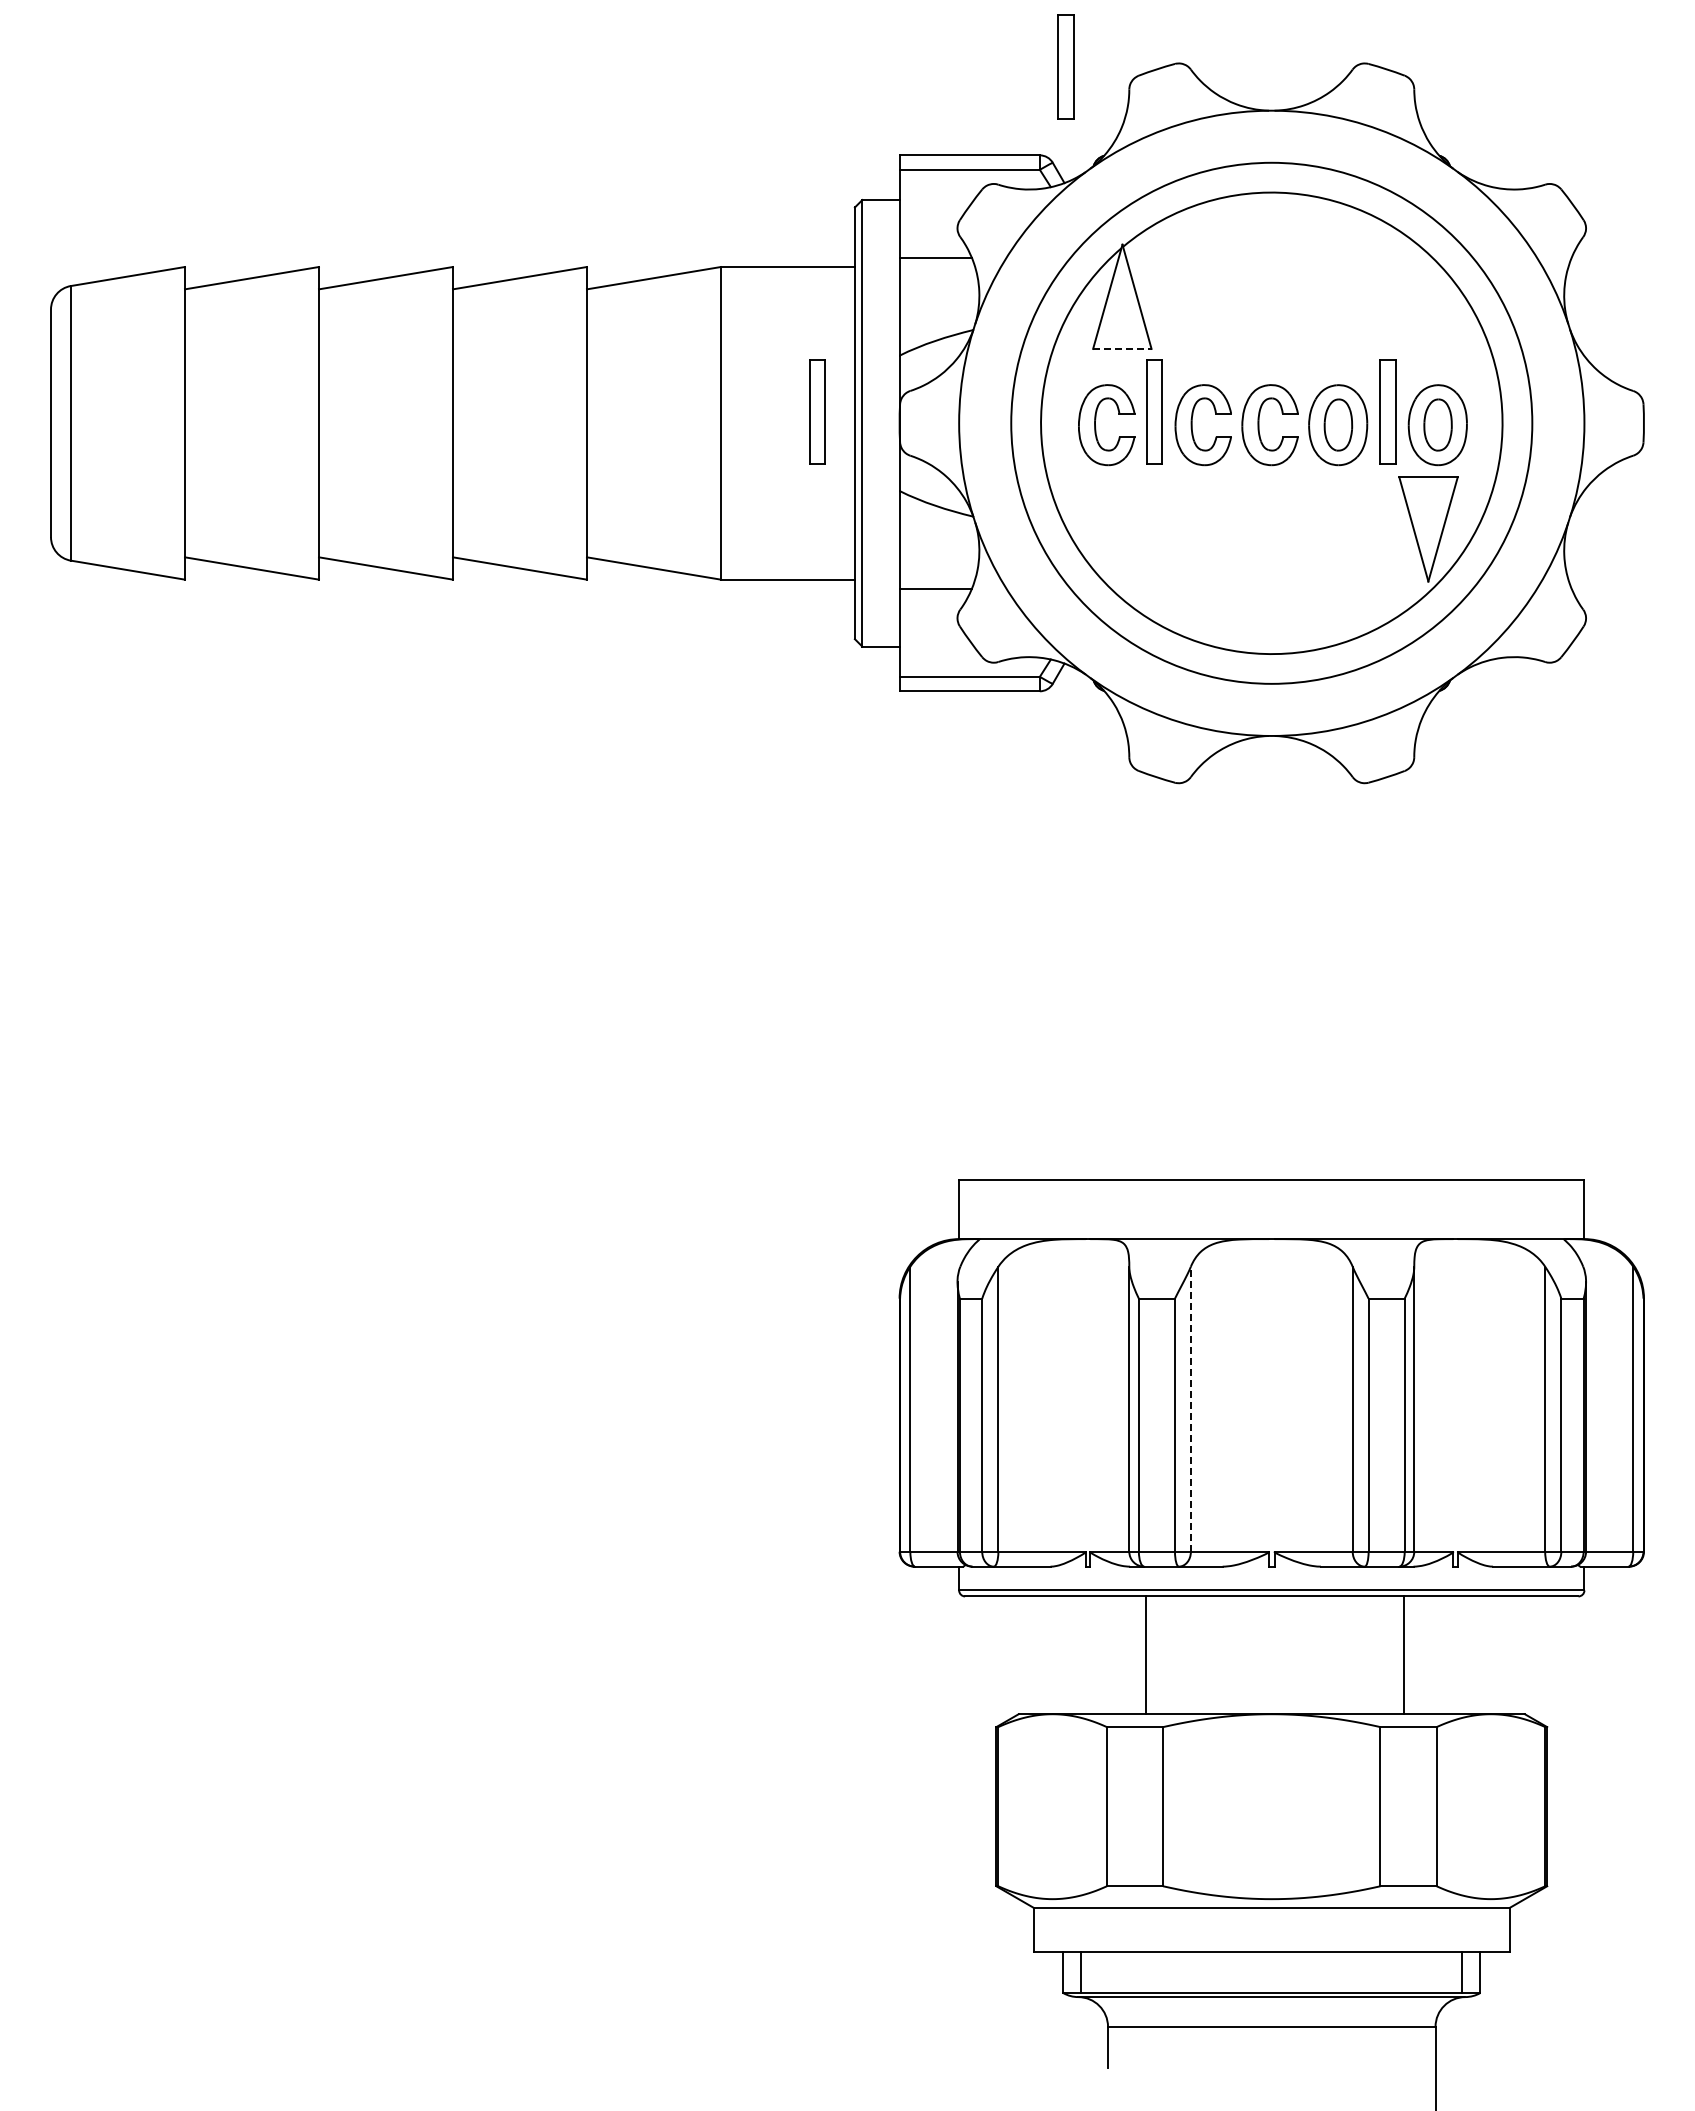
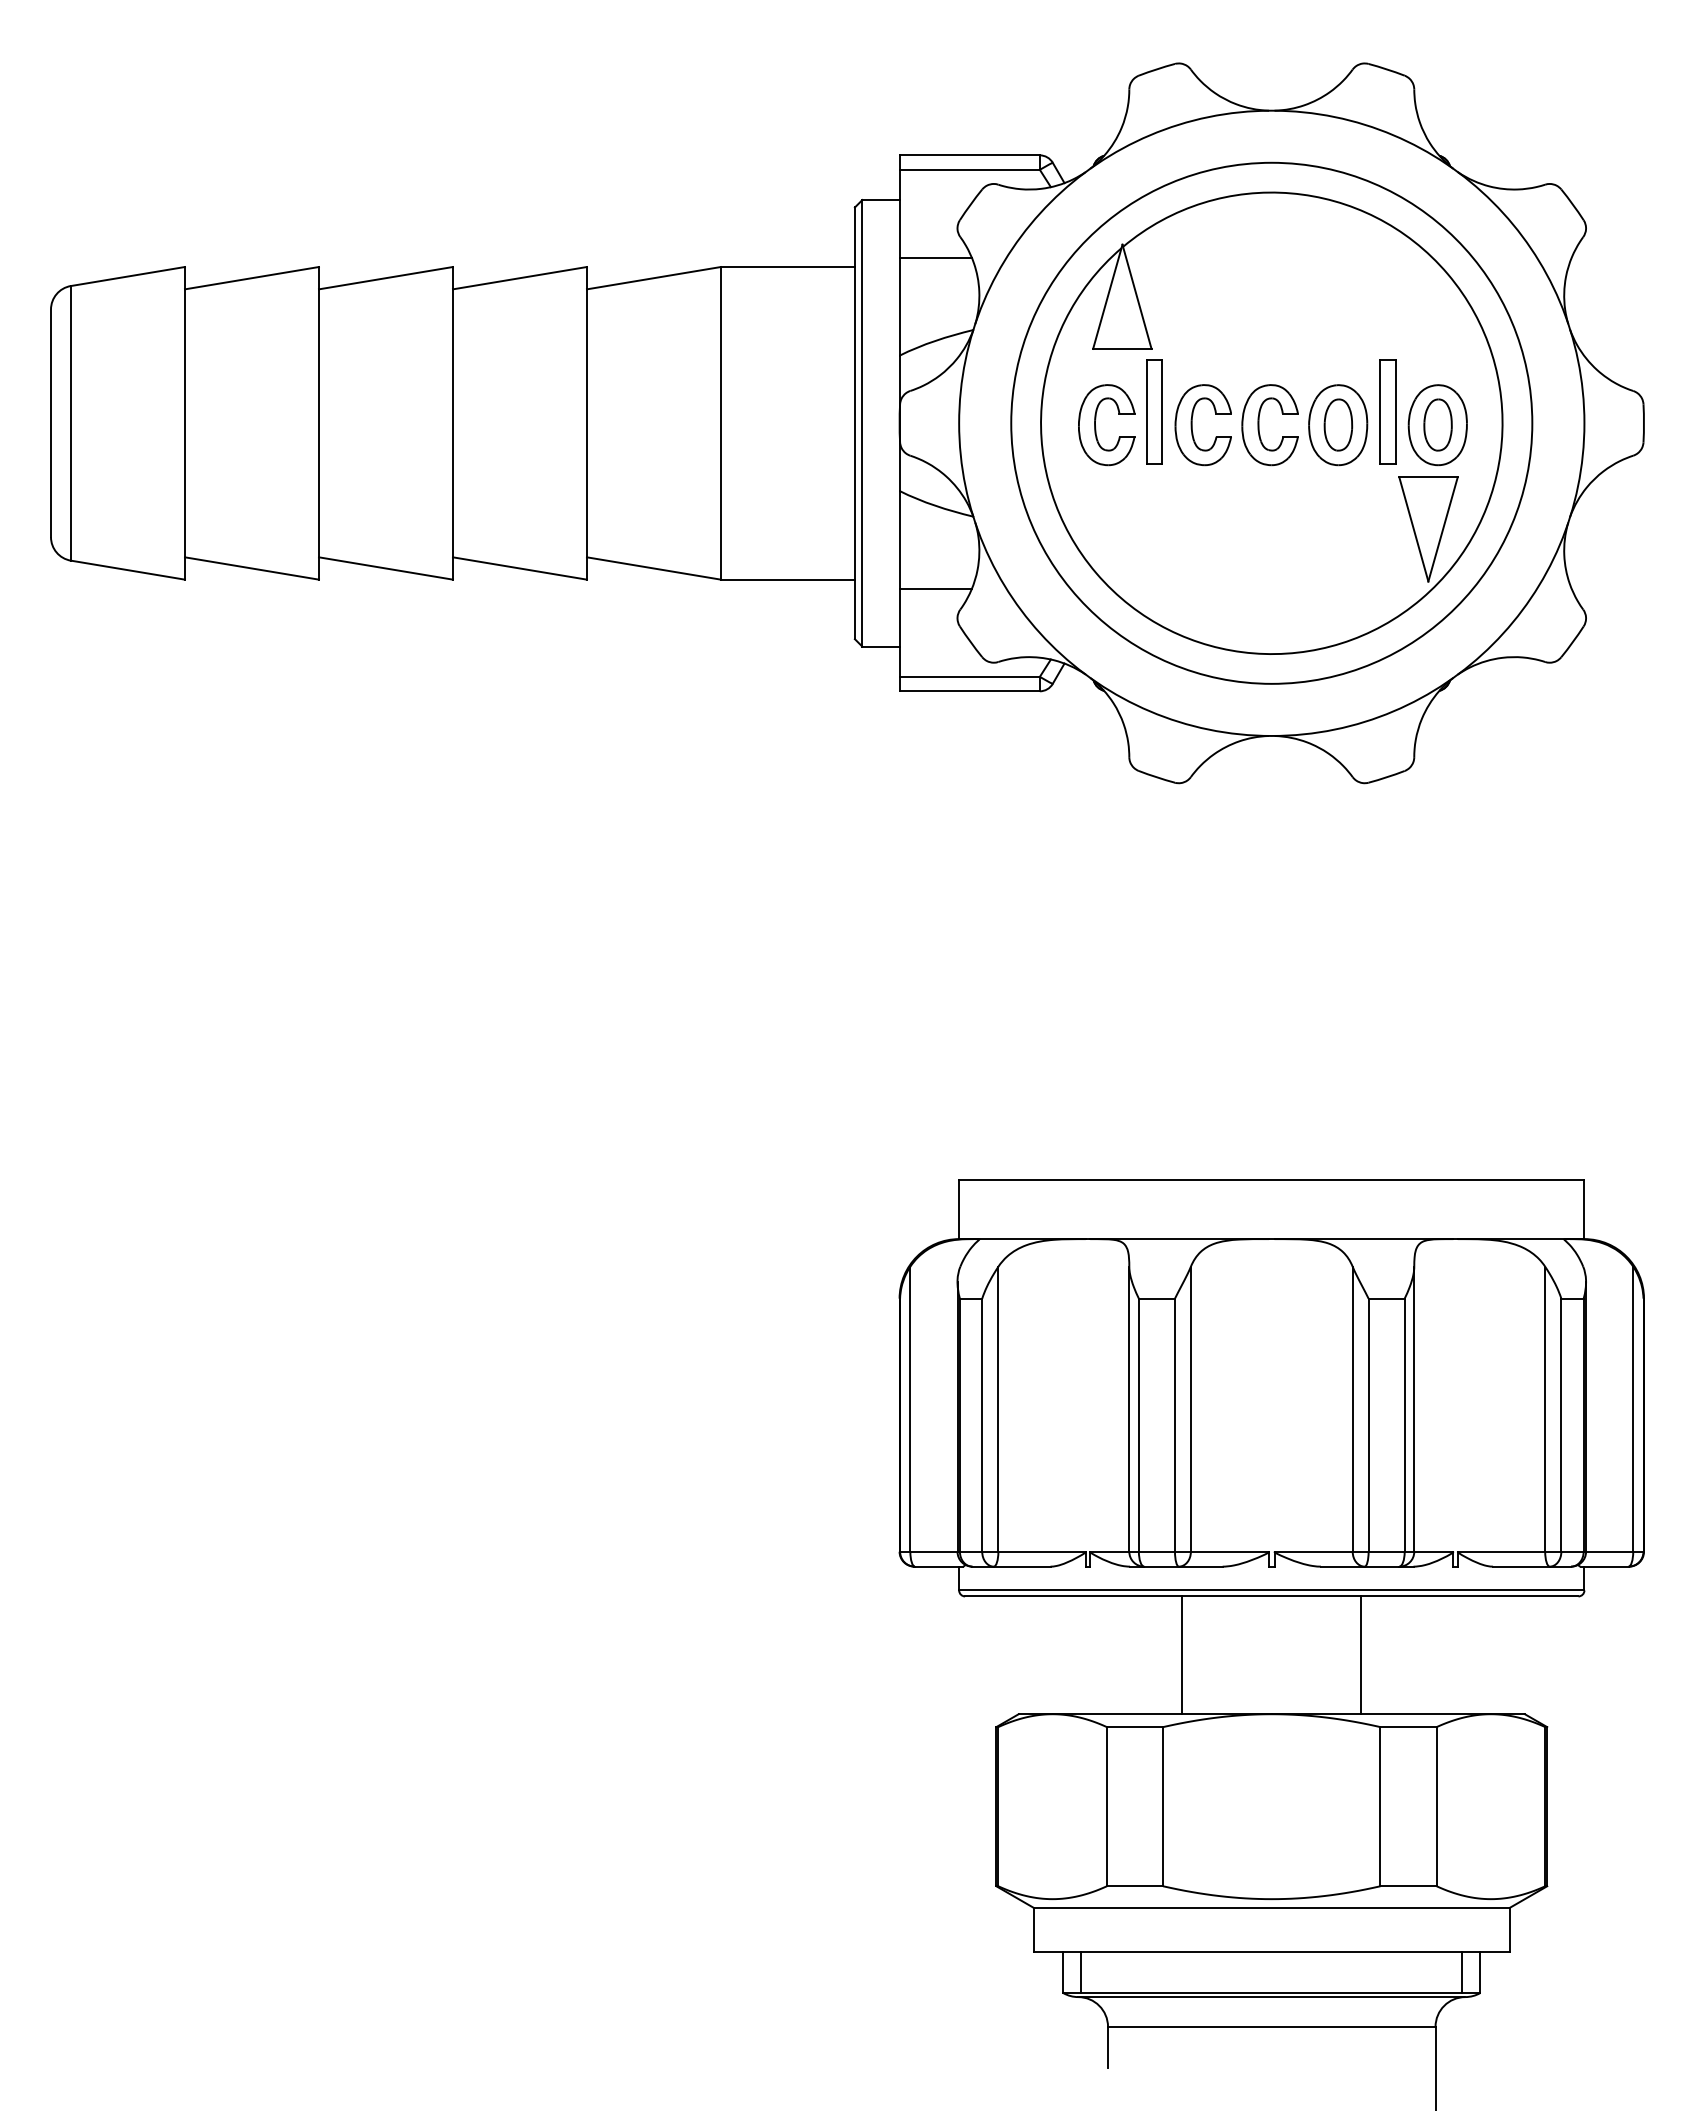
part: present -> none (1065, 66)
line: dashed -> solid (1122, 348)
part: present -> none (817, 411)
line: dashed -> solid (1190, 1409)
line position: (1146, 1655) -> (1182, 1655) (1182, 1655)
line position: (1404, 1655) -> (1361, 1655) (1361, 1655)
